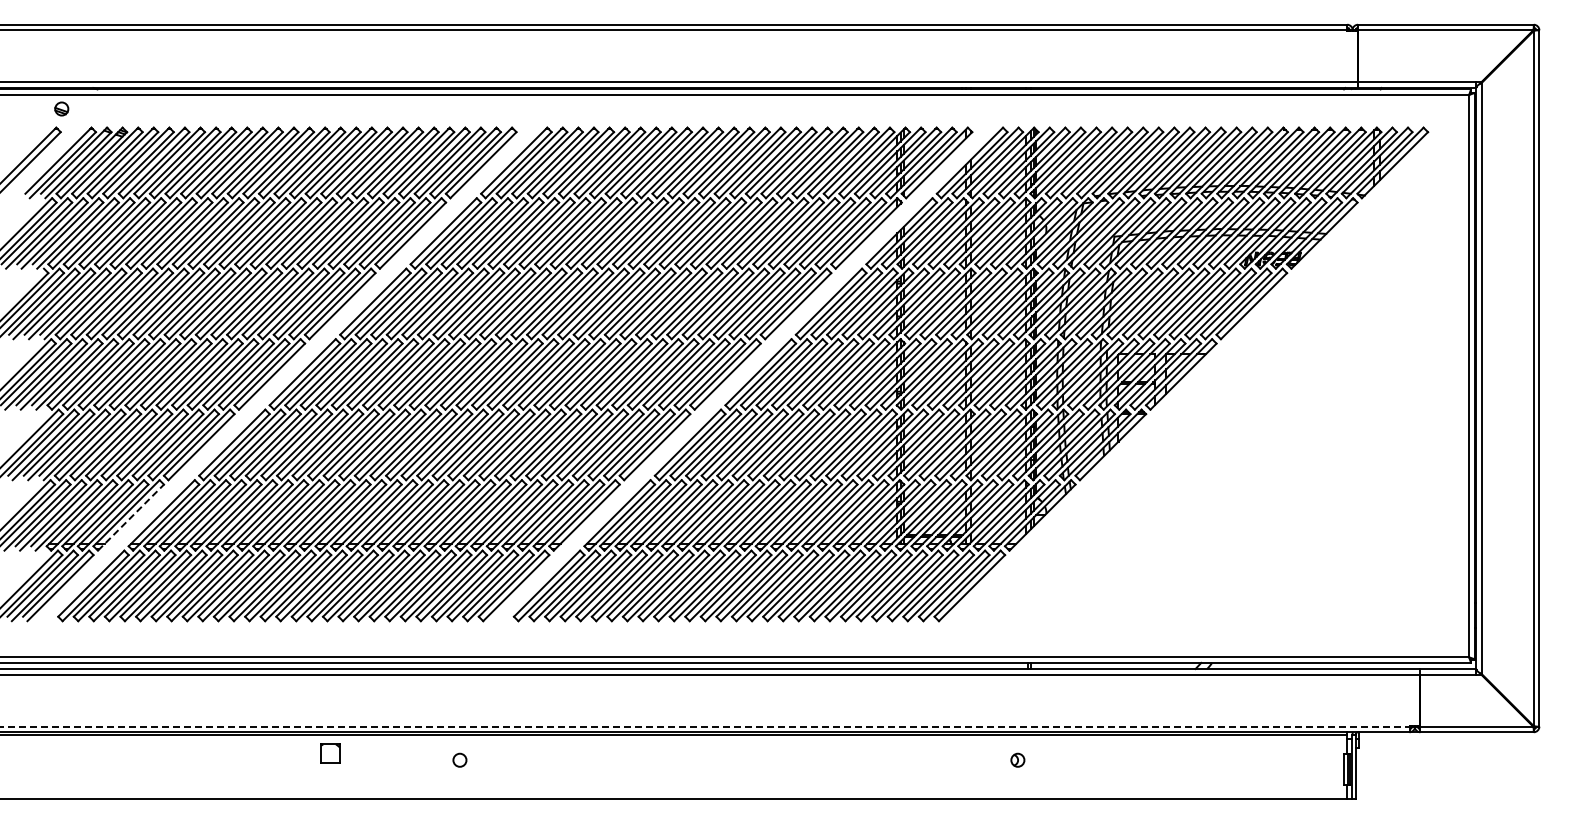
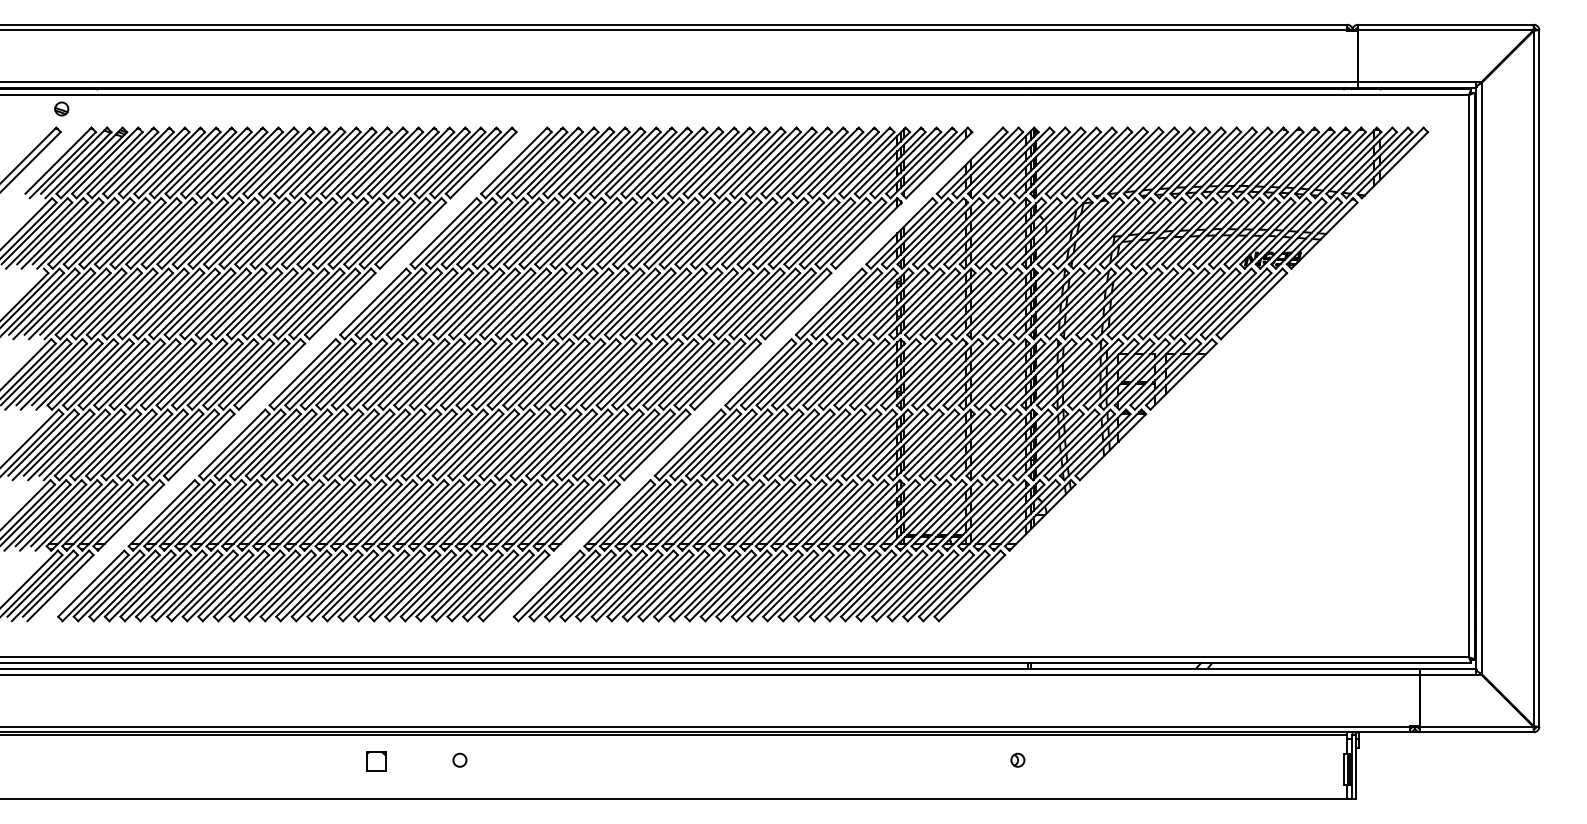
line: dashed -> solid (130, 517)
line: dashed -> solid (705, 726)
part position: (330, 753) -> (376, 761) (376, 761)
